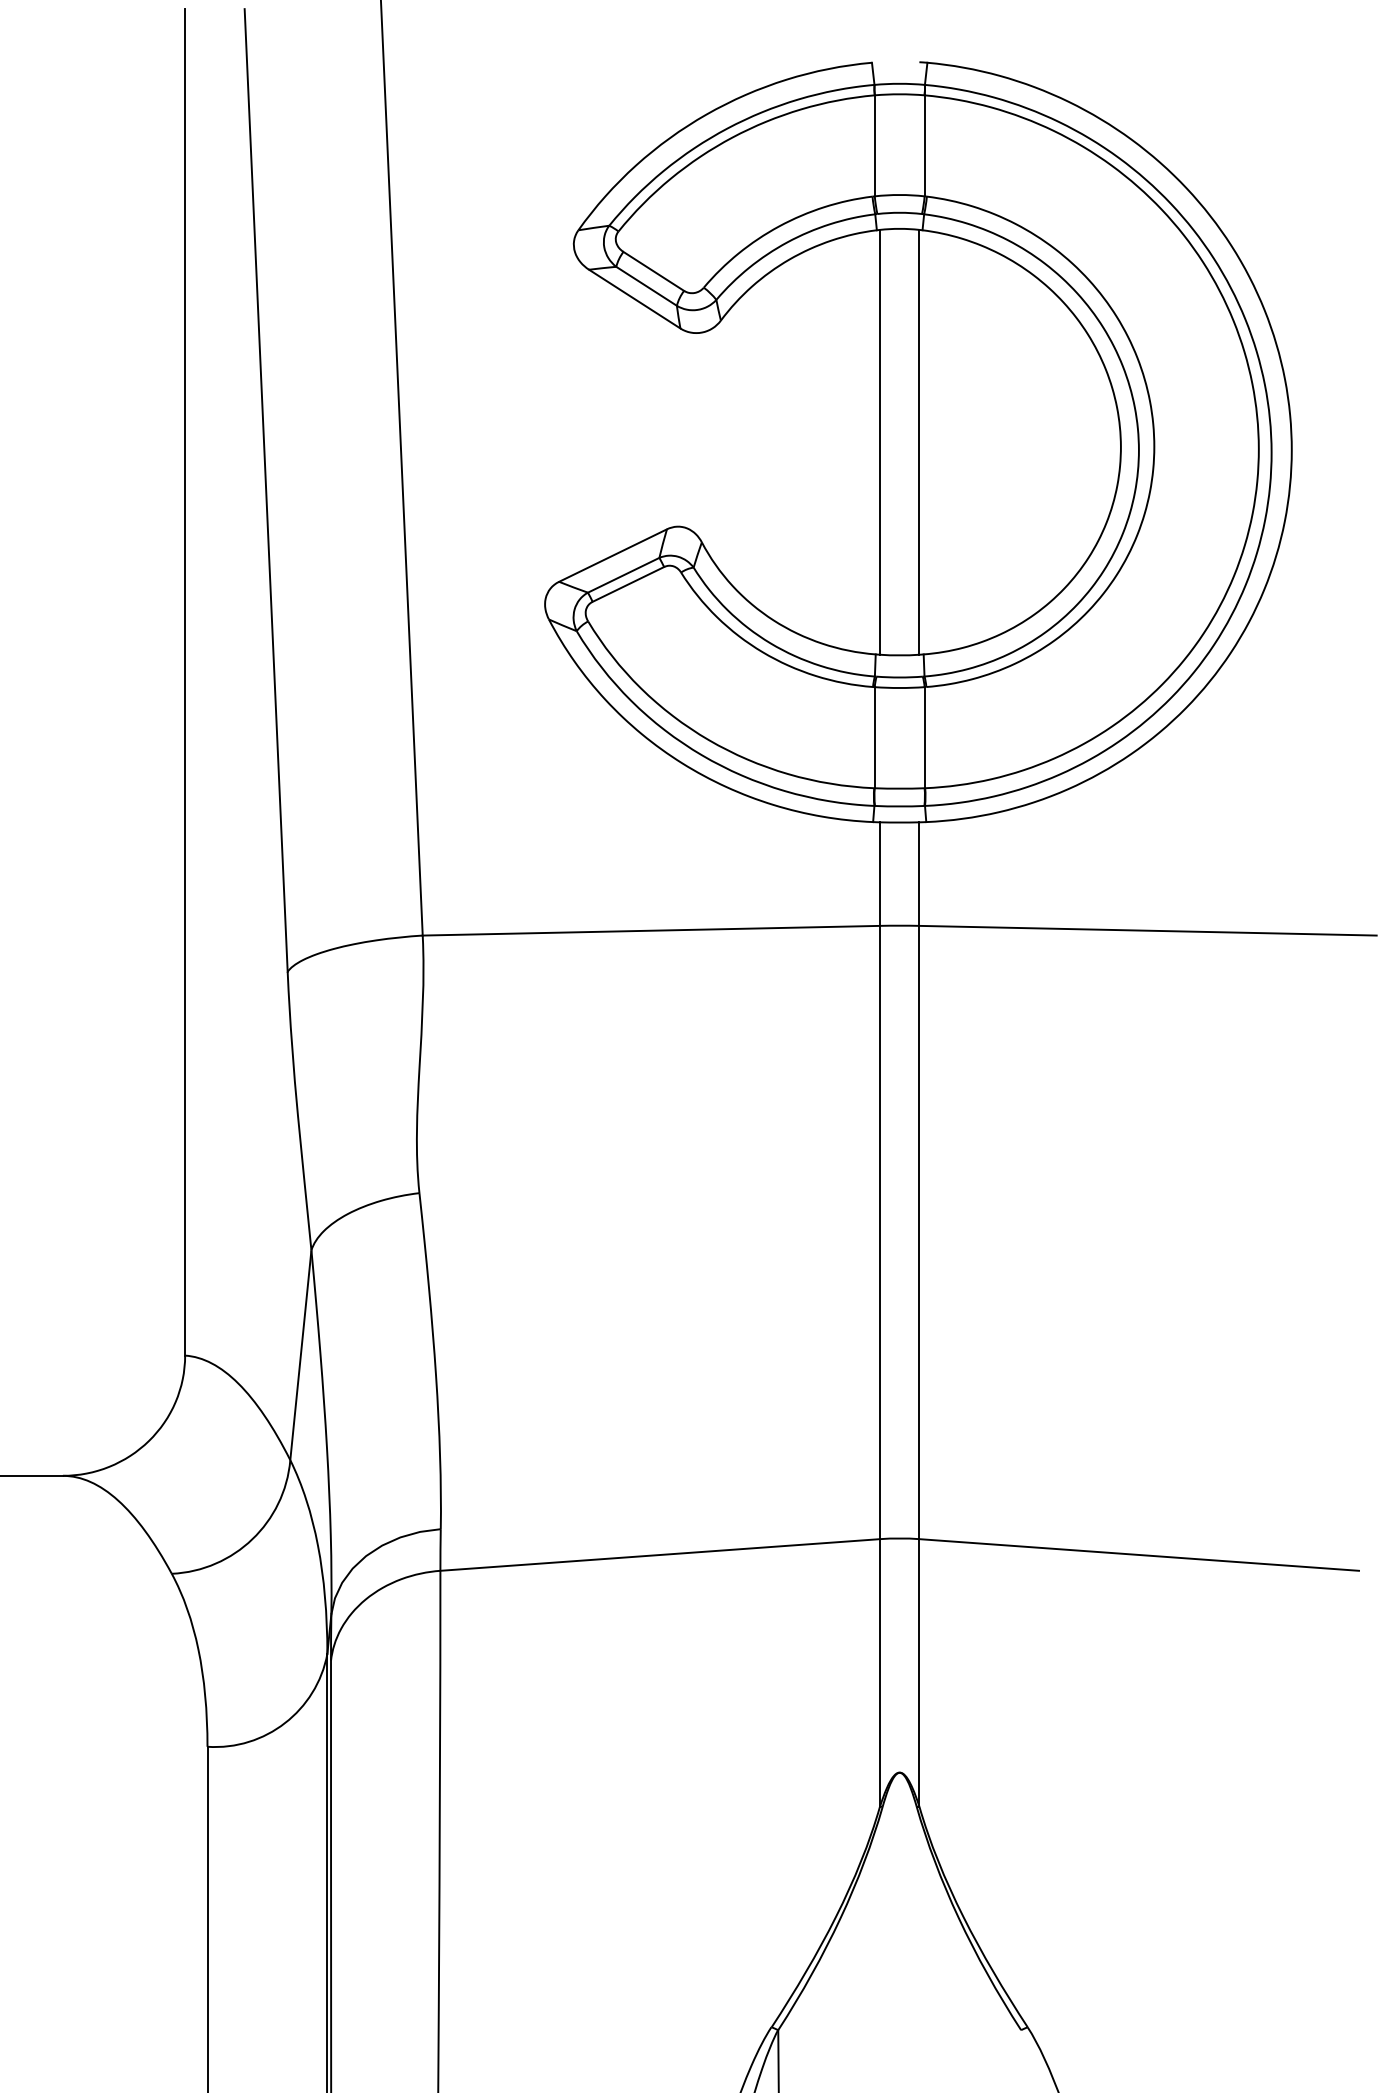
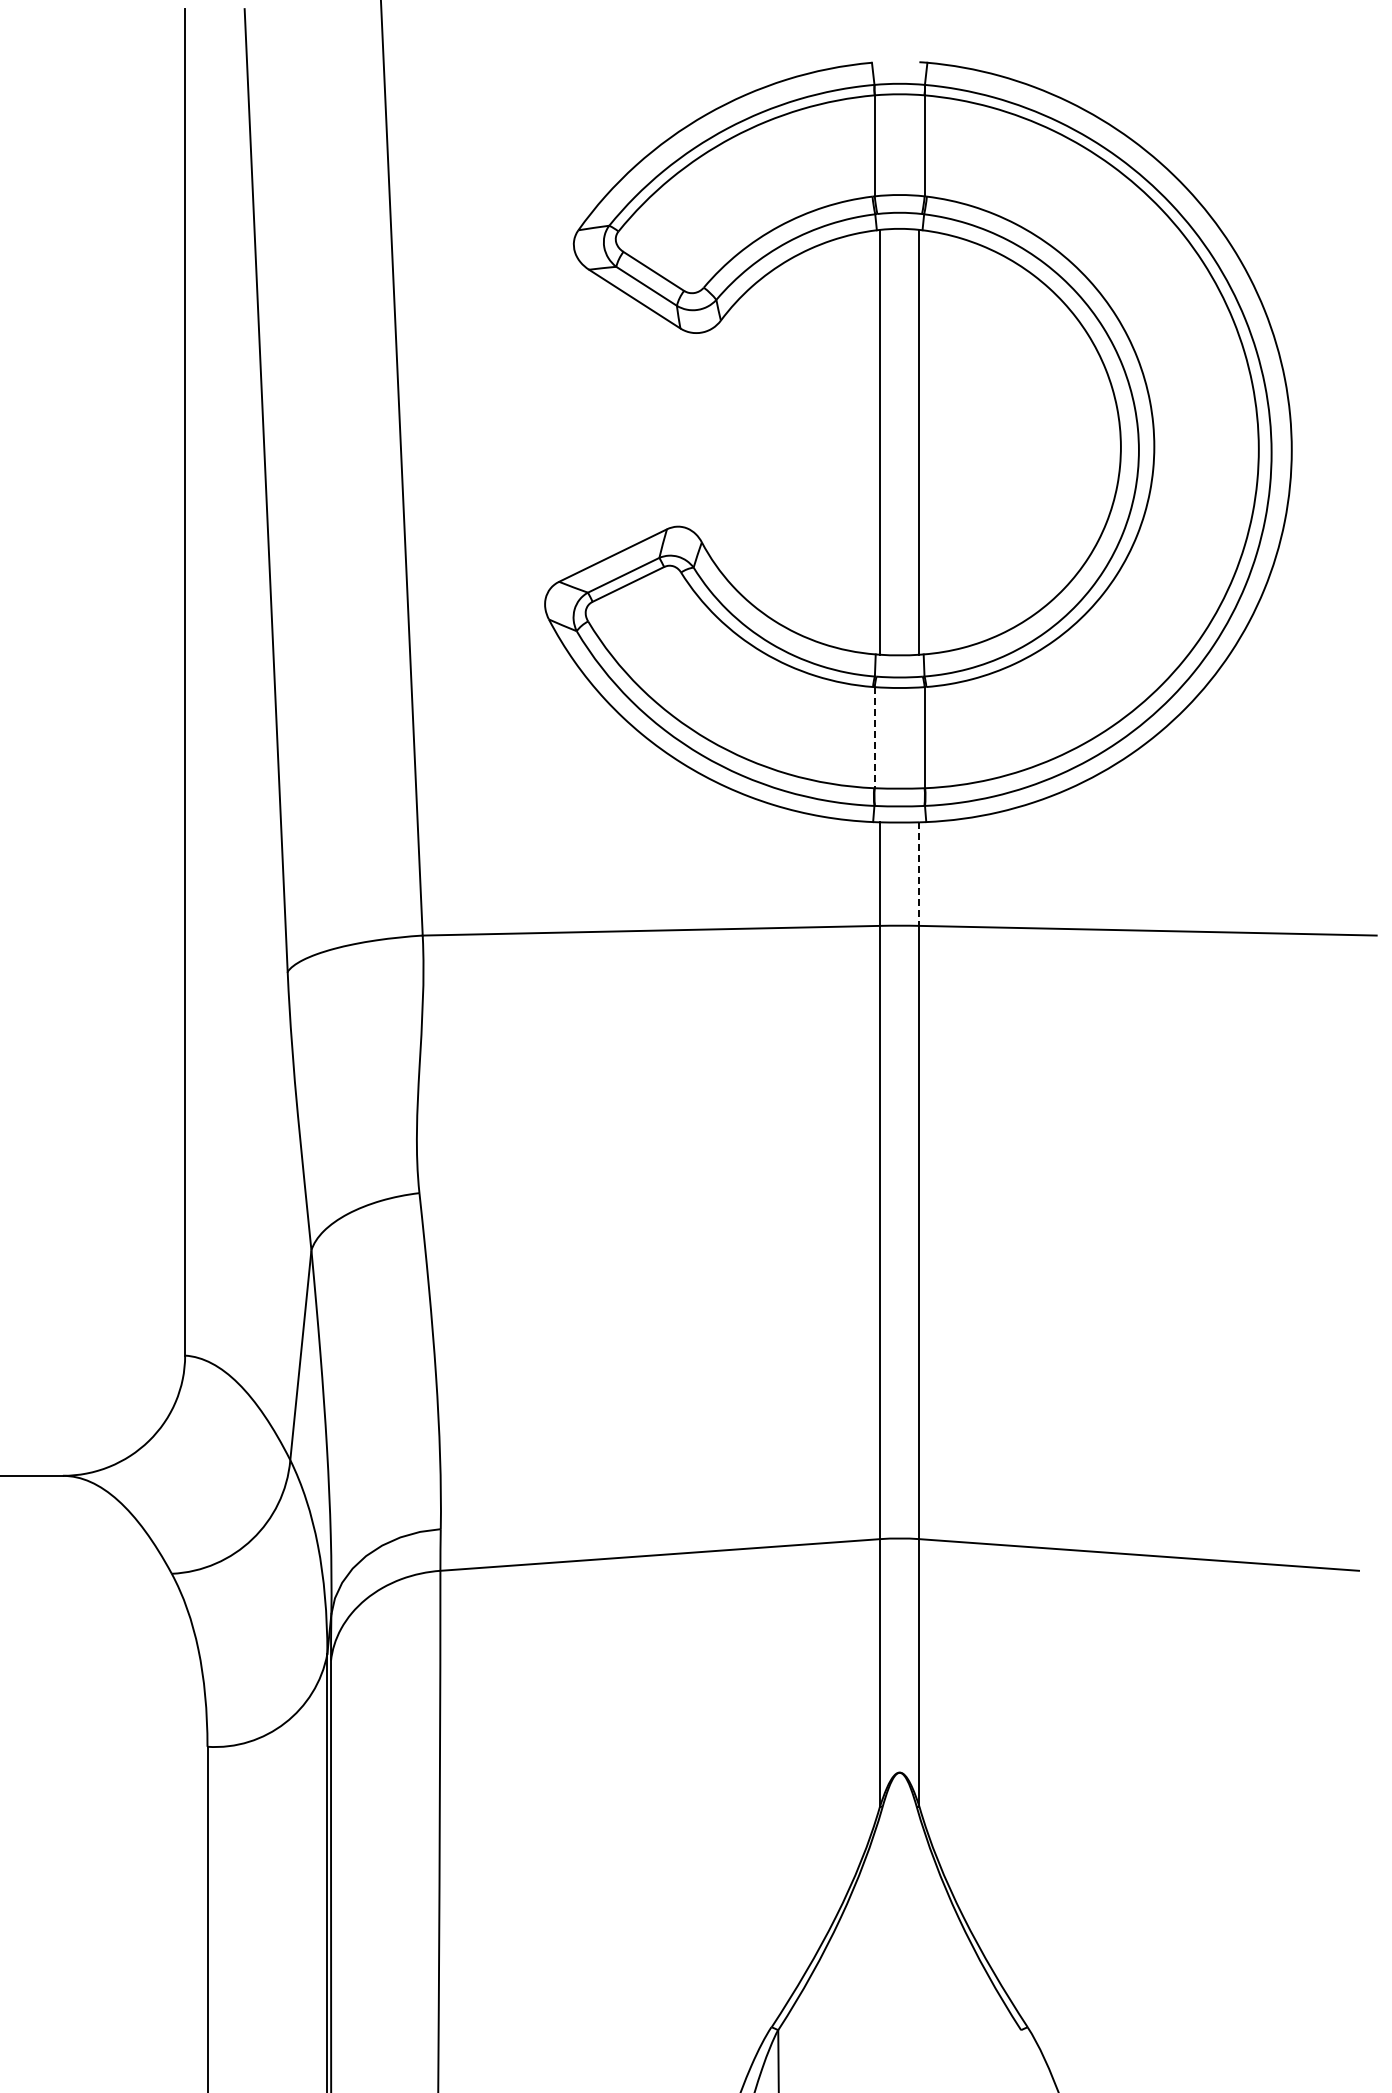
line: solid -> dashed (874, 737)
line: solid -> dashed (919, 874)
